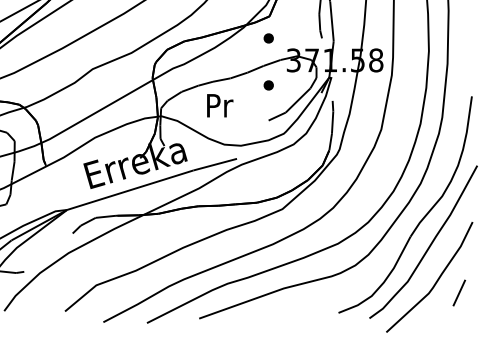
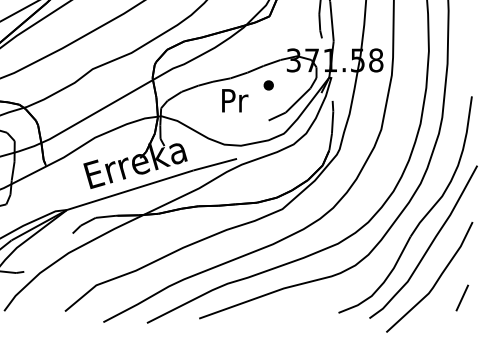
part: present -> none (268, 38)
text position: (220, 105) -> (235, 100) (235, 100)
line position: (459, 292) -> (462, 297) (462, 297)
